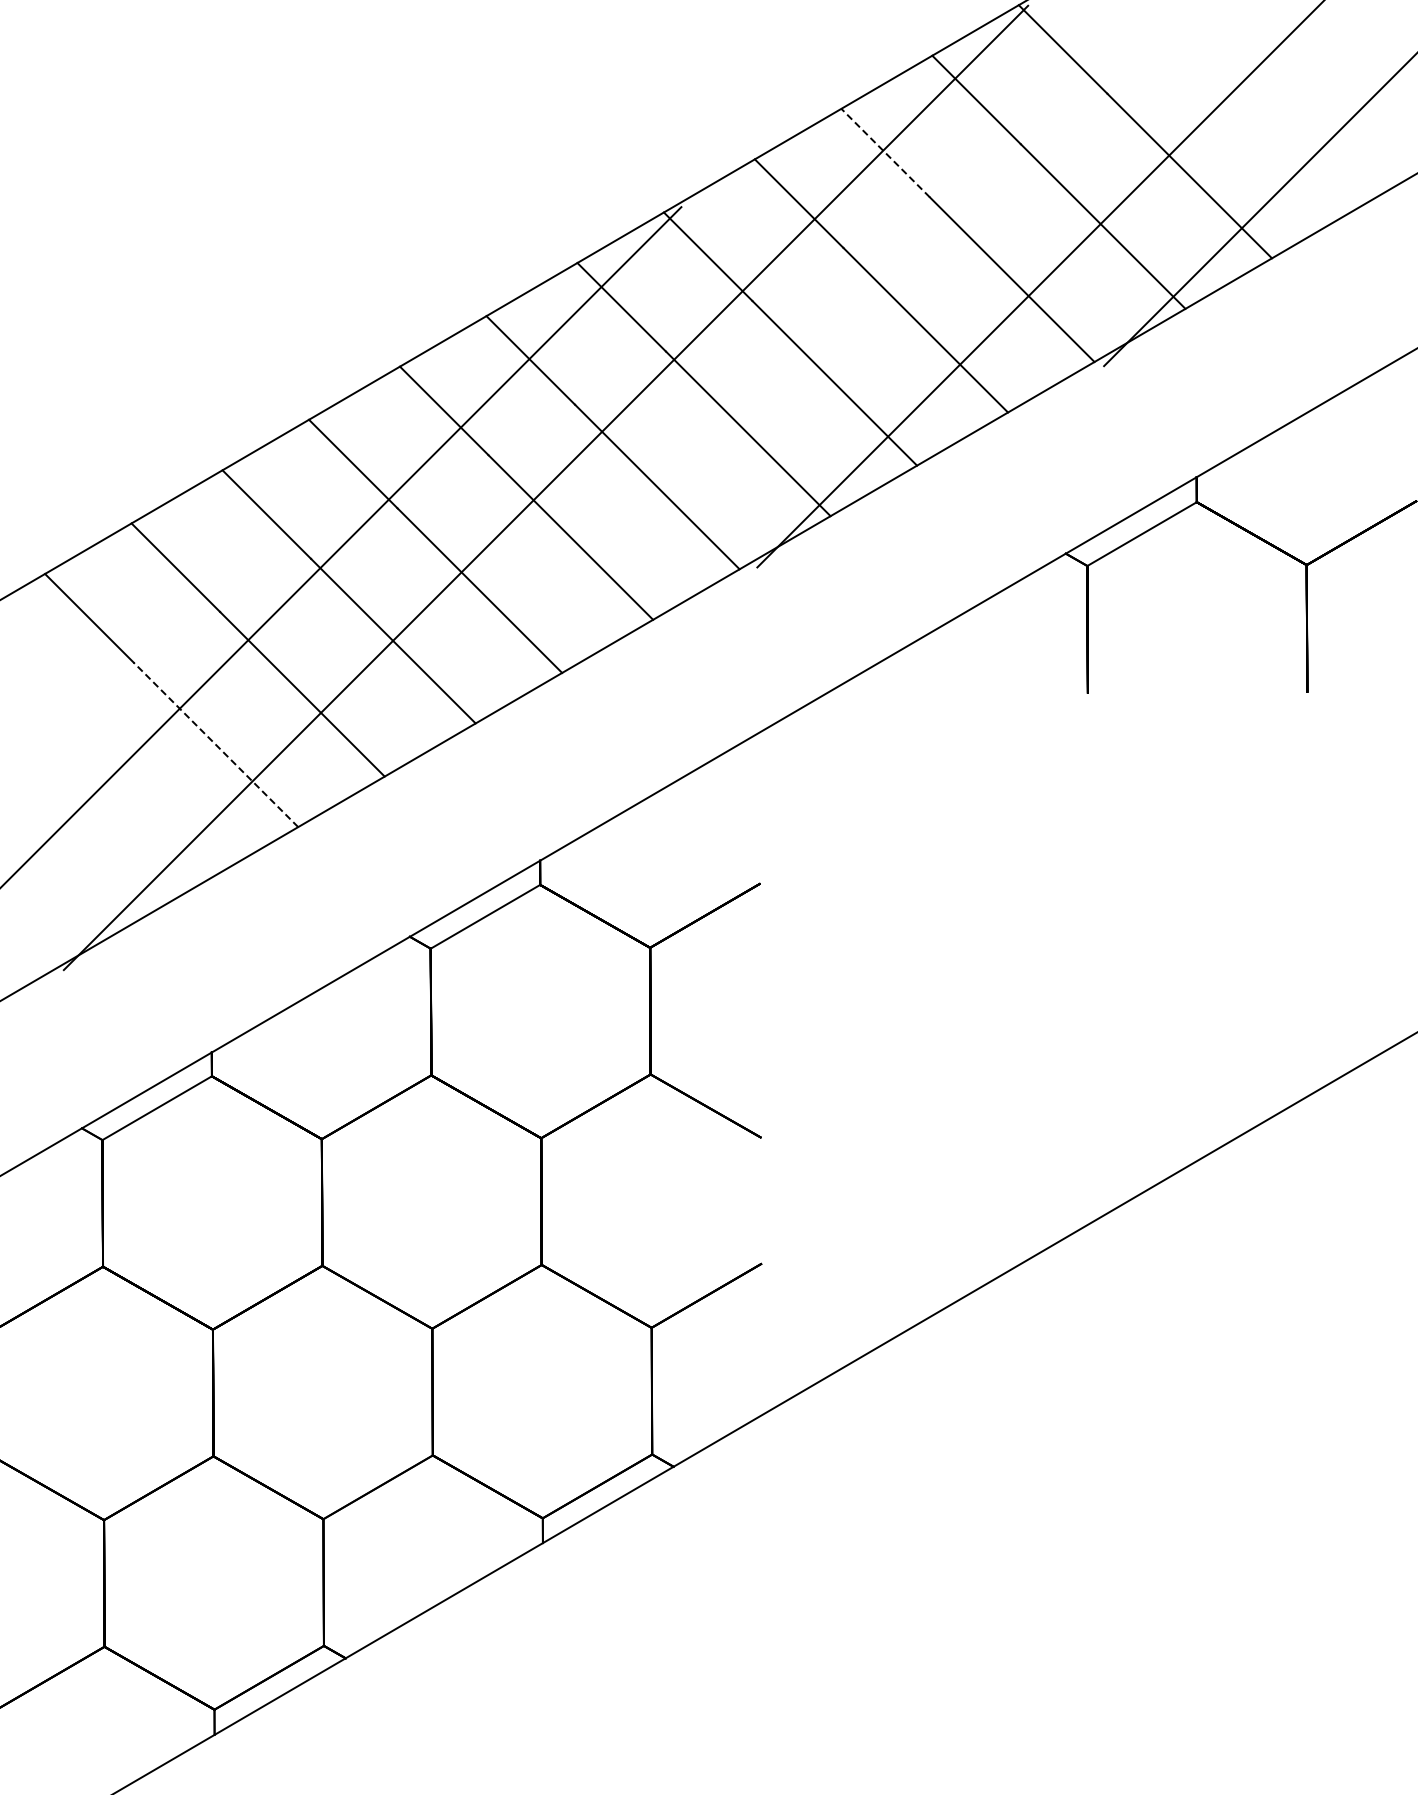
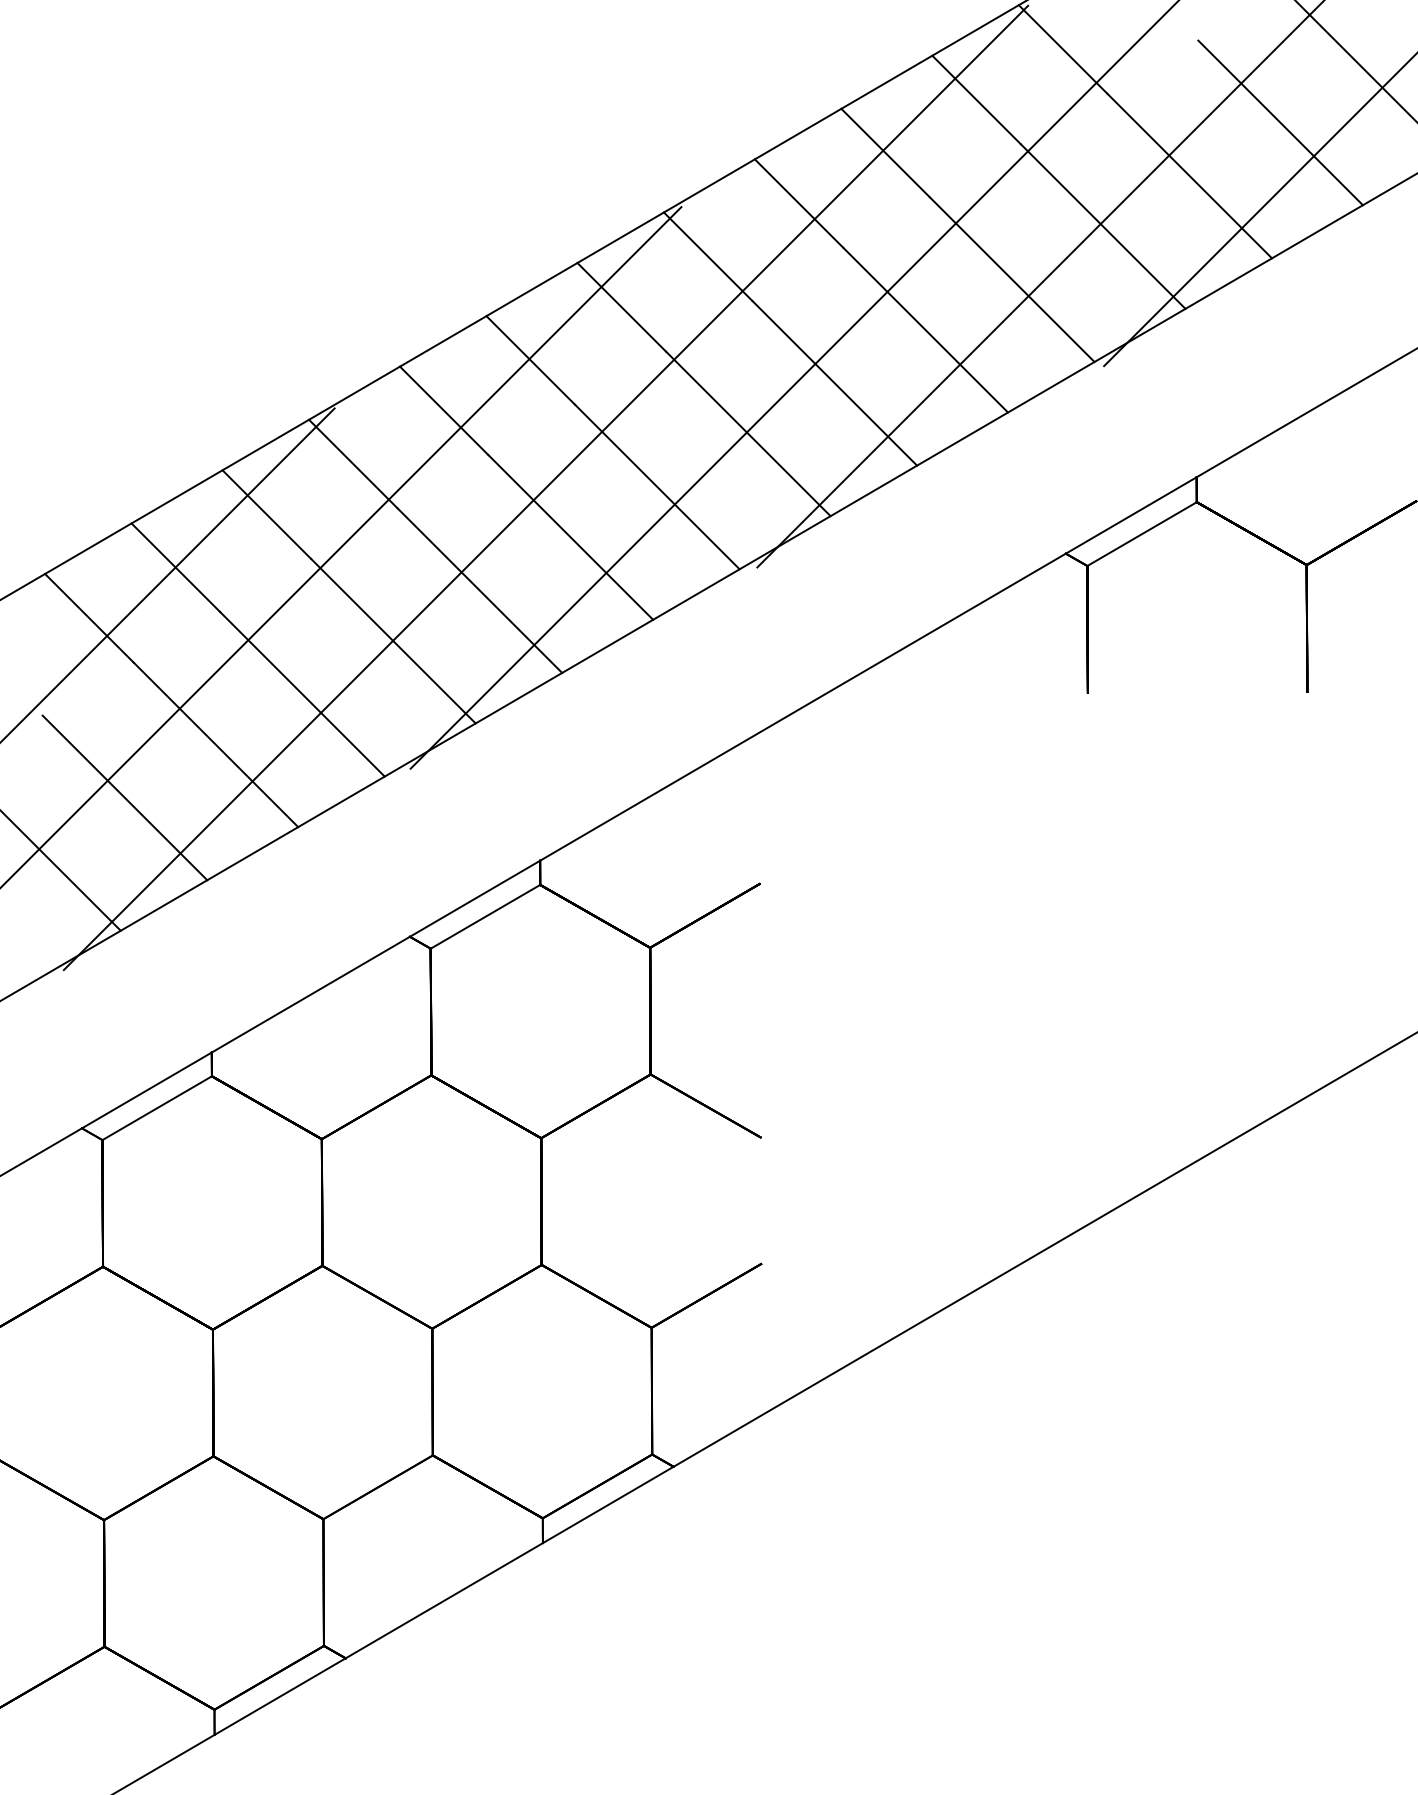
line: none -> present (1355, 60)
line: none -> present (1280, 122)
line: dashed -> solid (885, 153)
line: none -> present (793, 385)
line: none -> present (168, 574)
line: dashed -> solid (215, 744)
line: none -> present (124, 797)
line: none -> present (61, 871)
